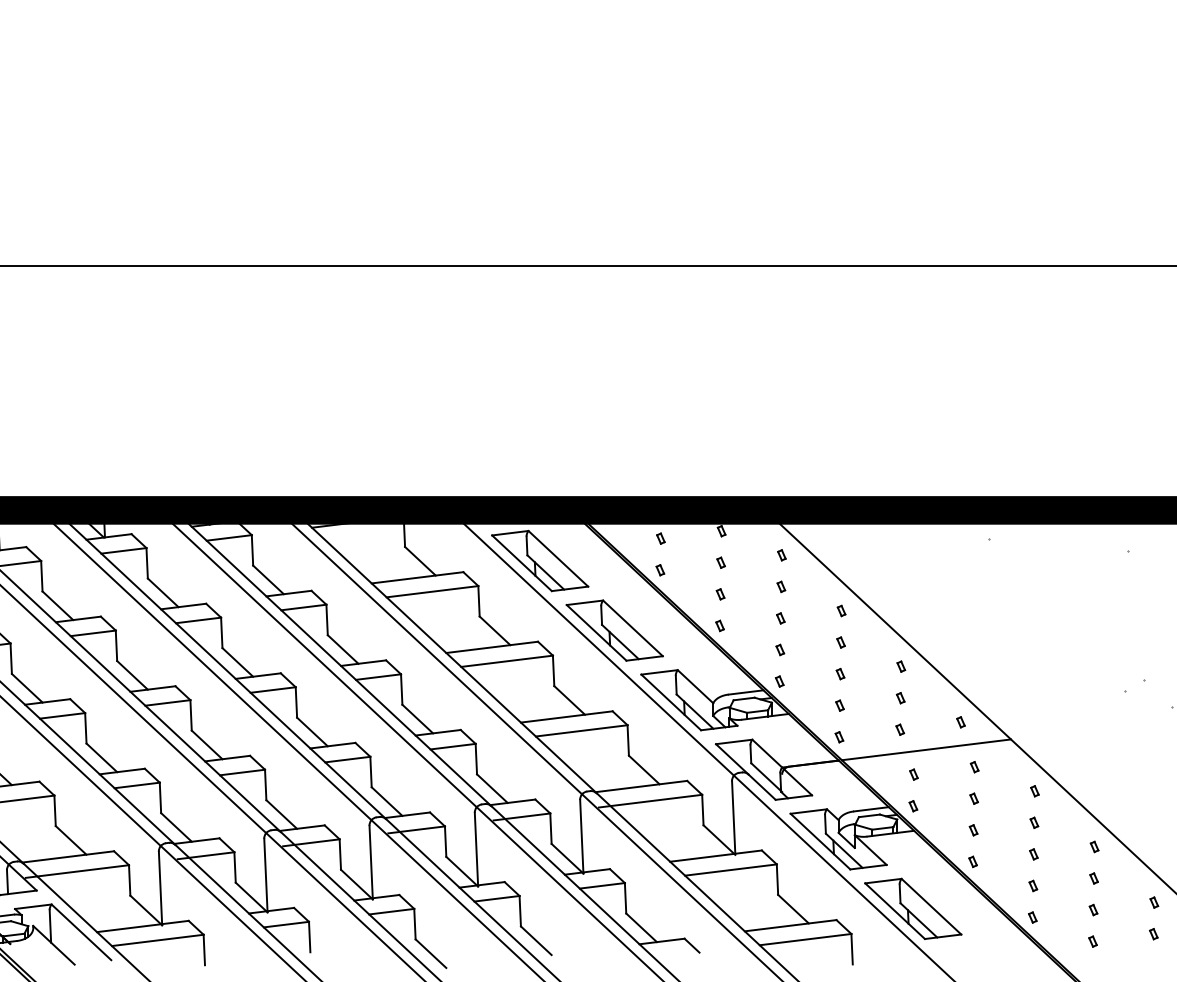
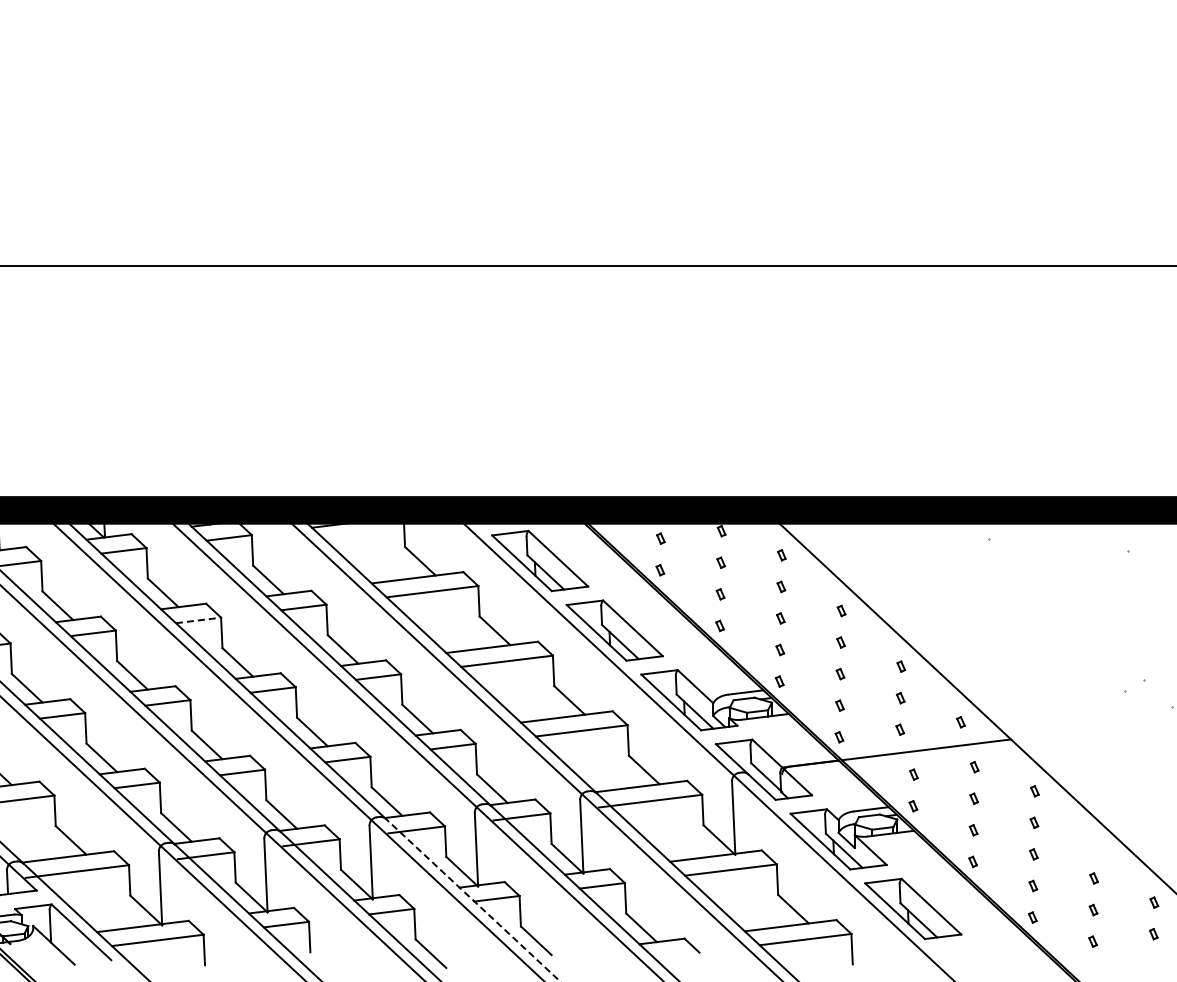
line: solid -> dashed (198, 620)
part: present -> none (1094, 846)
line: solid -> dashed (472, 900)
